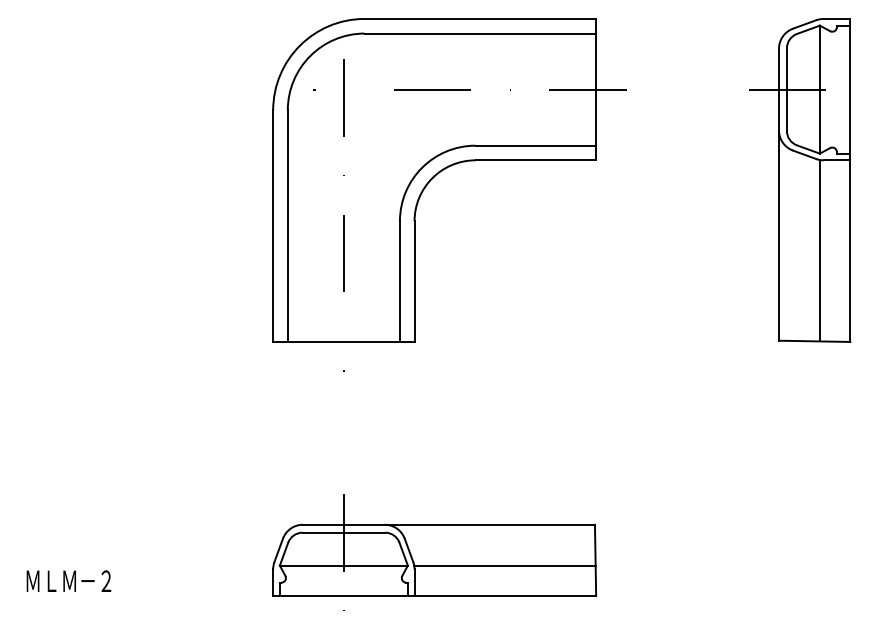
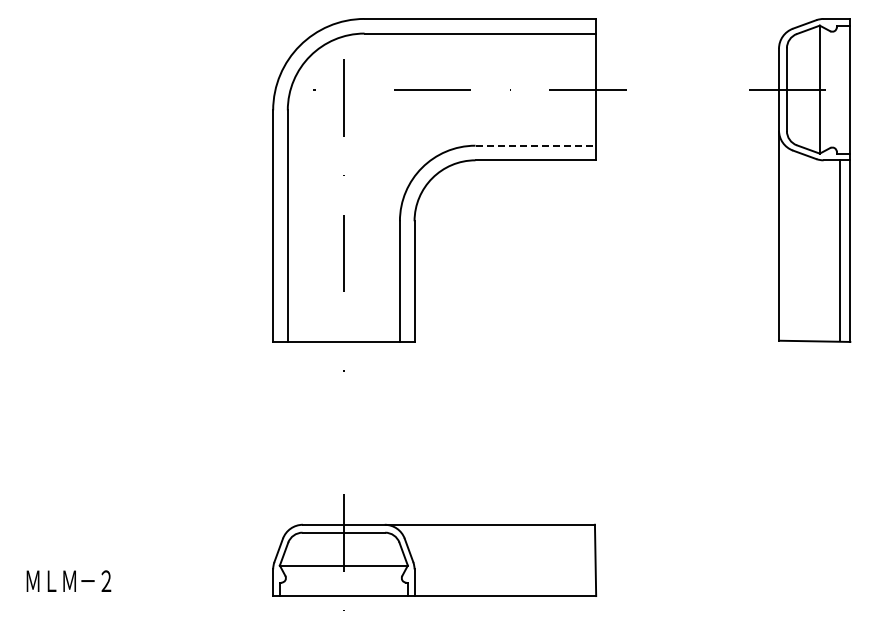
line: solid -> dashed (536, 145)
line position: (819, 250) -> (839, 250) (839, 250)
line: present -> none (504, 565)
